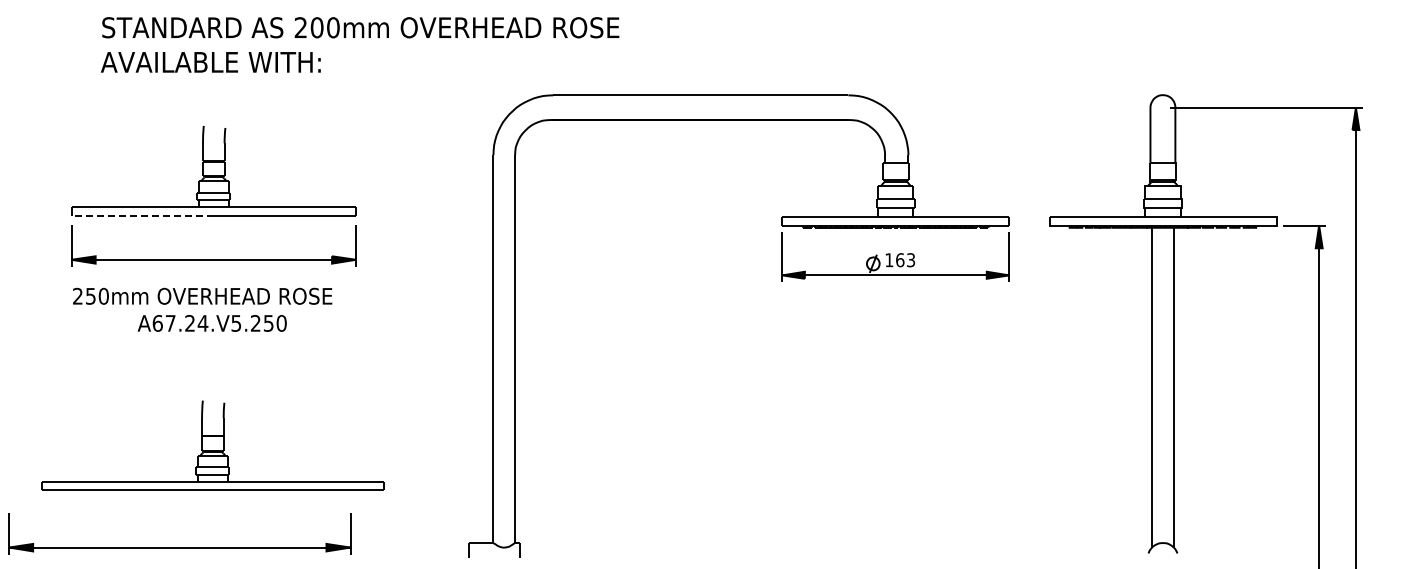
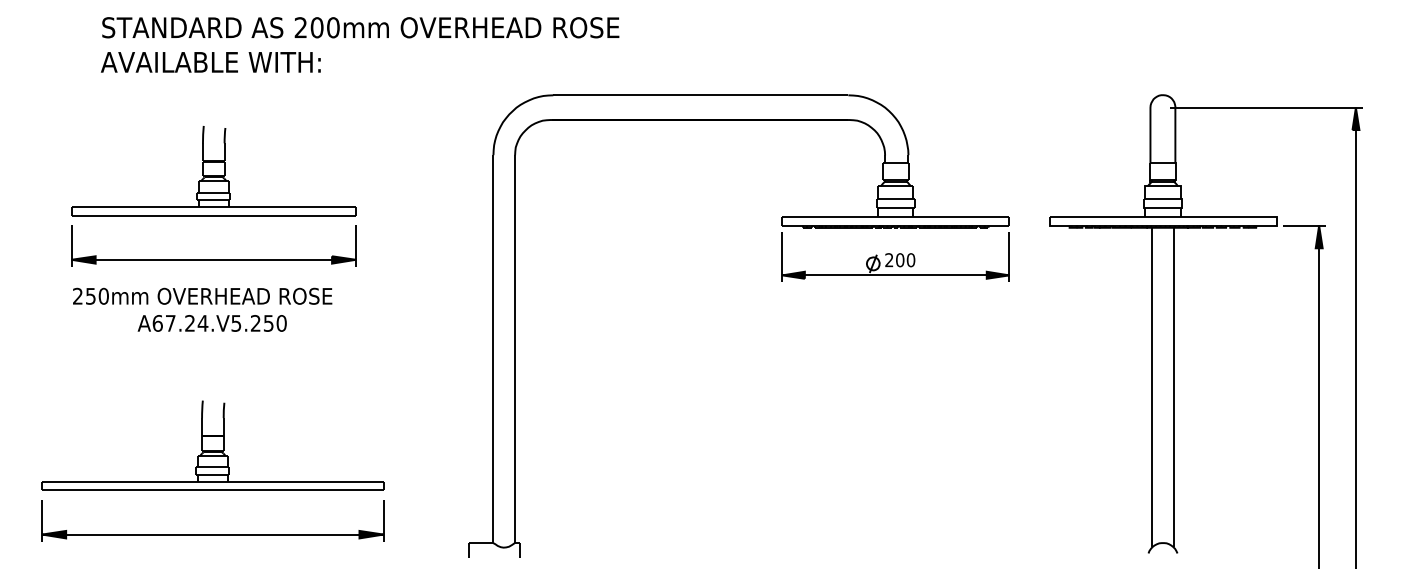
line: dashed -> solid (142, 215)
text: 163 -> 200 (900, 260)
part position: (179, 547) -> (212, 534) (212, 534)
